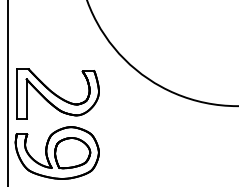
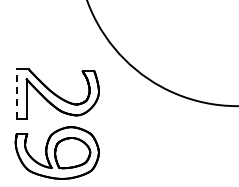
line: present -> none (8, 92)
line: solid -> dashed (17, 94)
